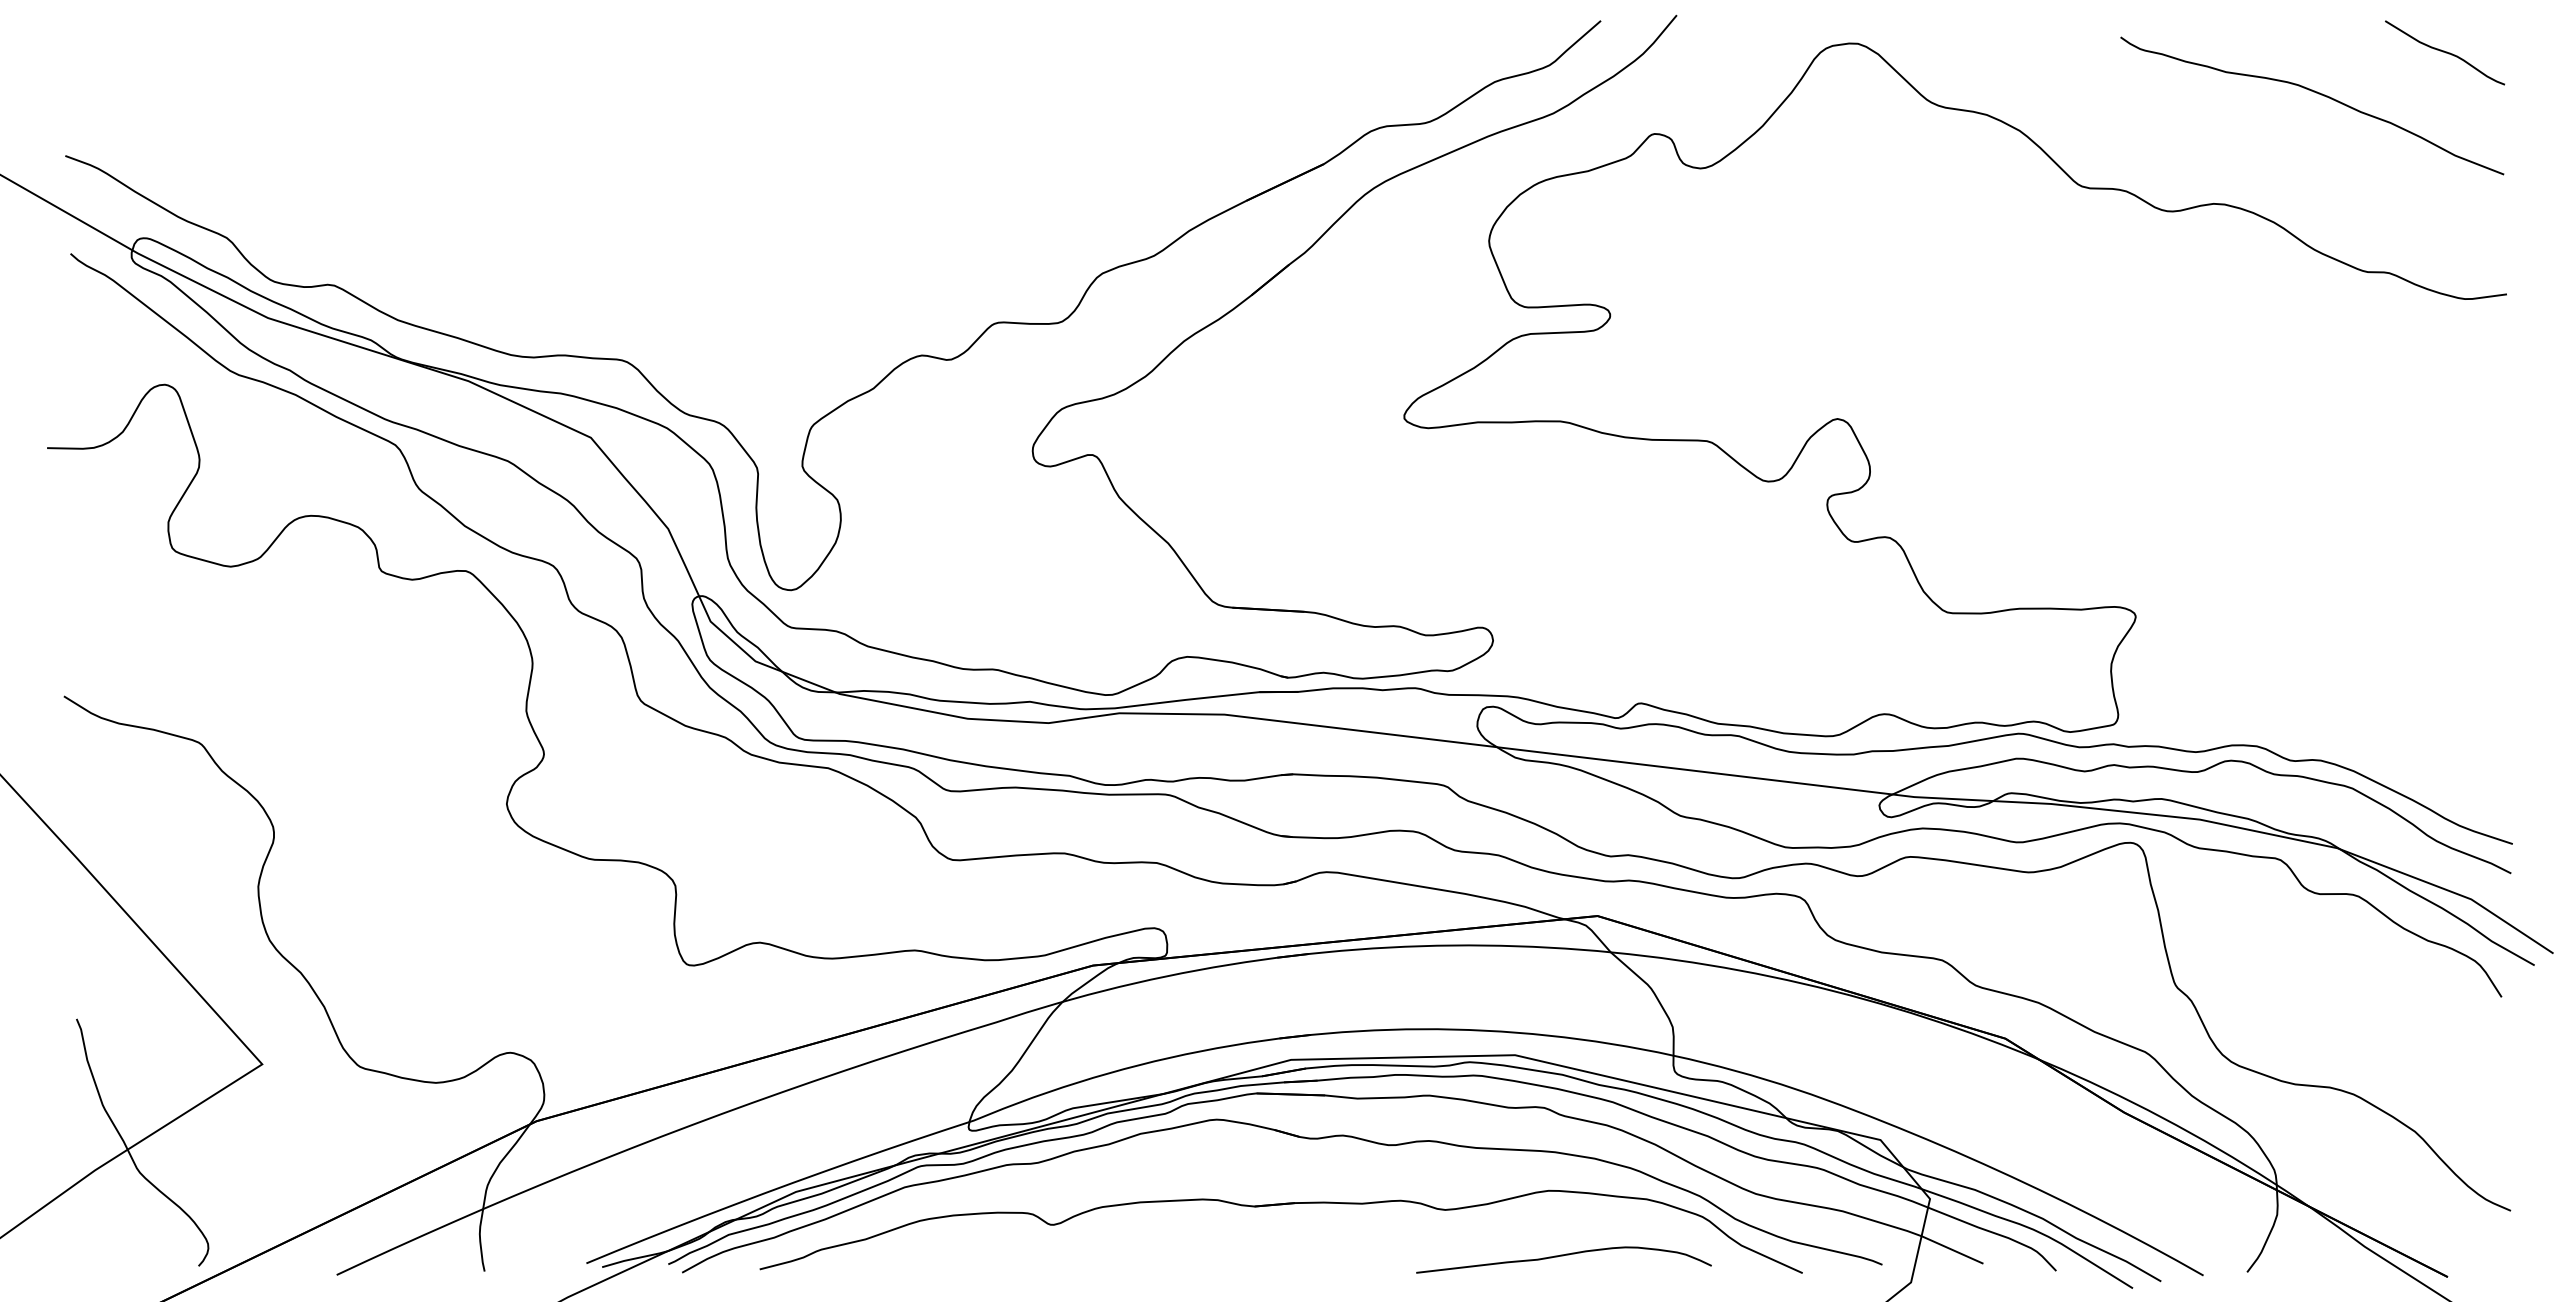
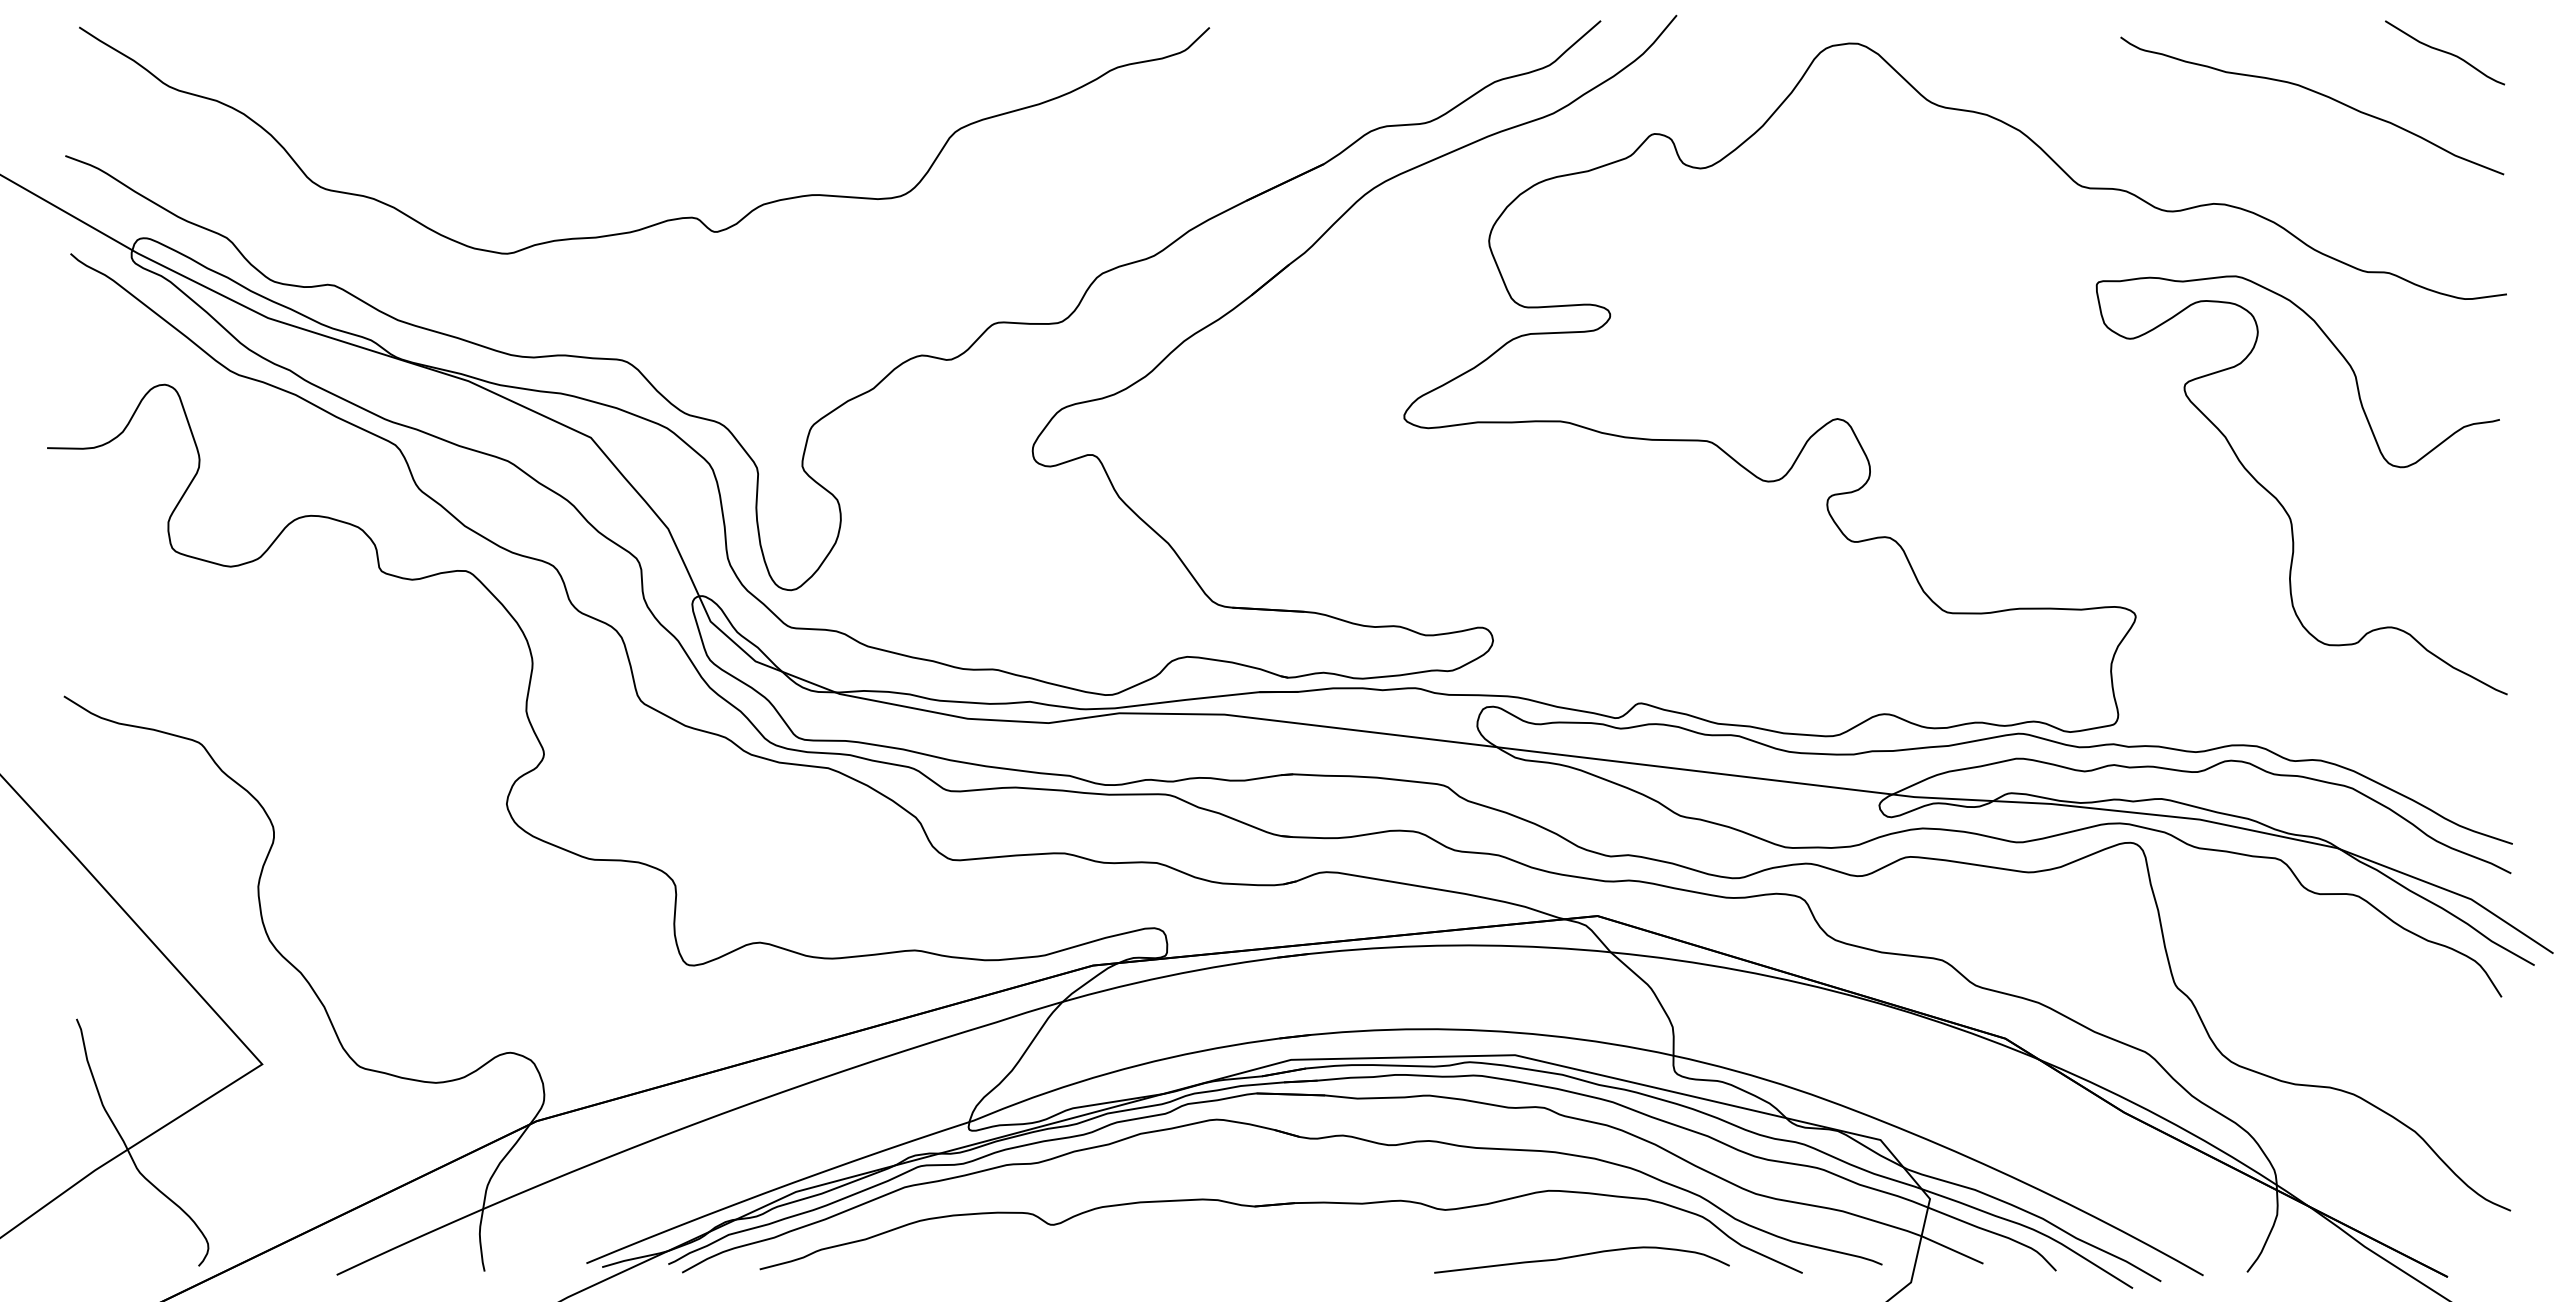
curve: none -> present (667, 219)
curve: none -> present (2282, 504)
curve position: (1563, 1256) -> (1581, 1256) (1581, 1256)
